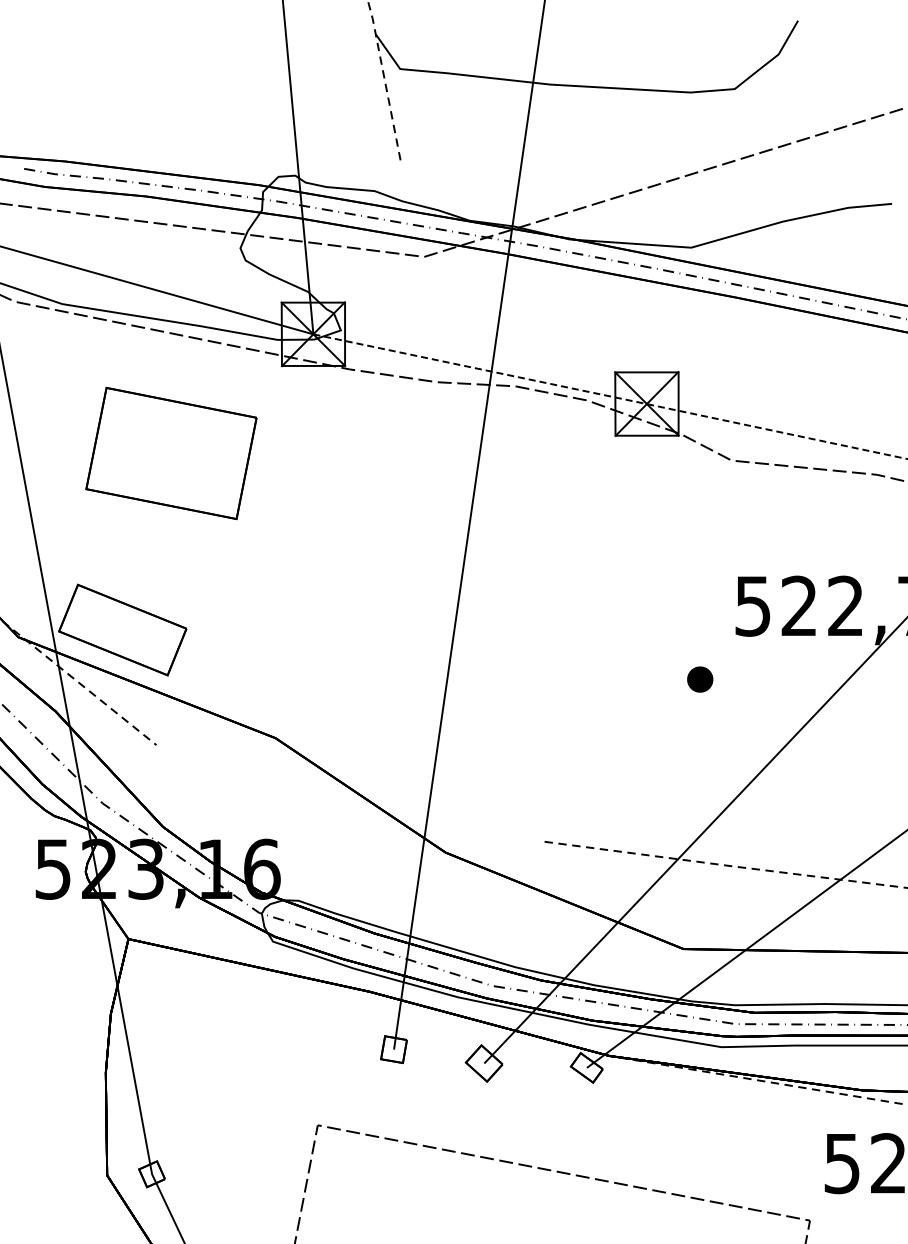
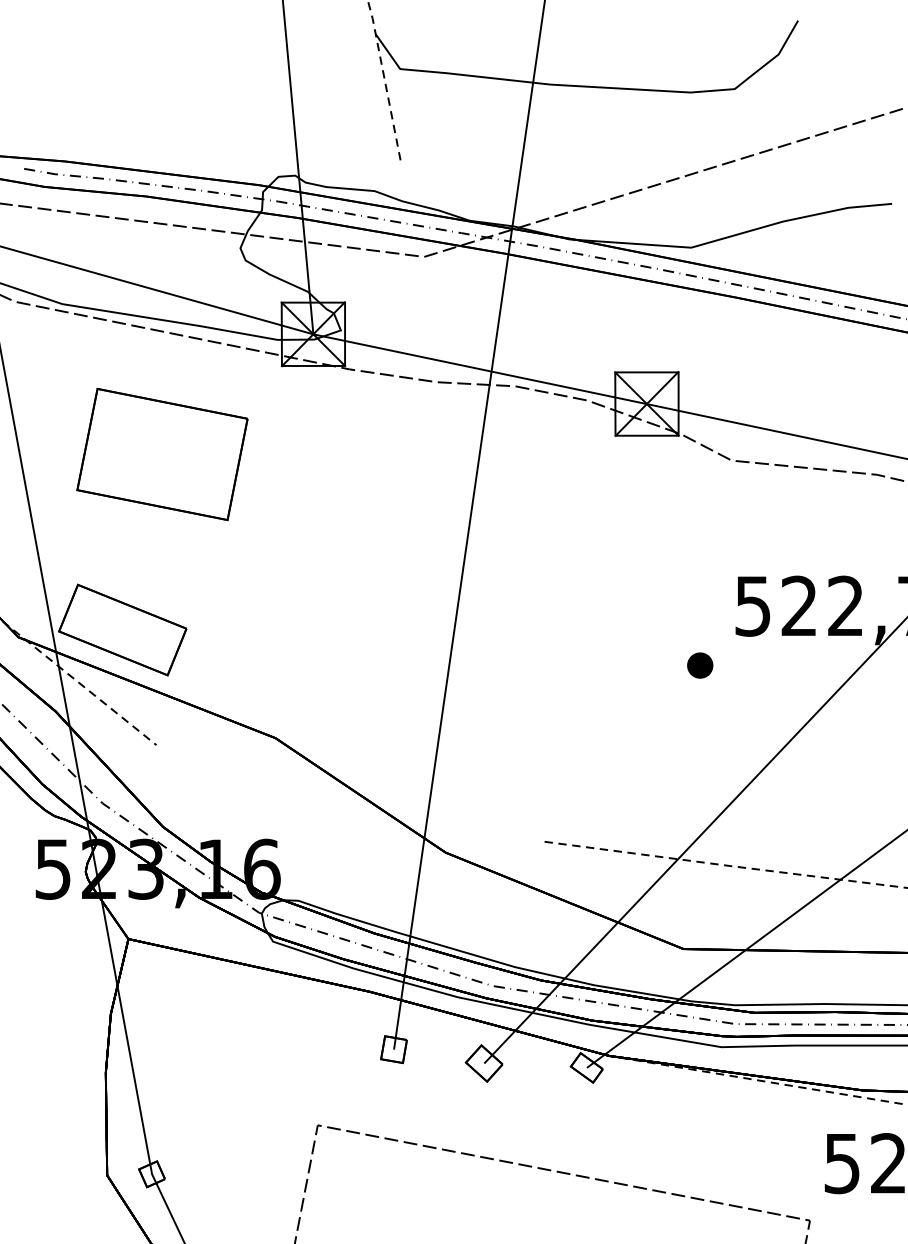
line: dashed -> solid (610, 396)
part position: (171, 453) -> (162, 454) (162, 454)
part position: (700, 679) -> (700, 665) (700, 665)
